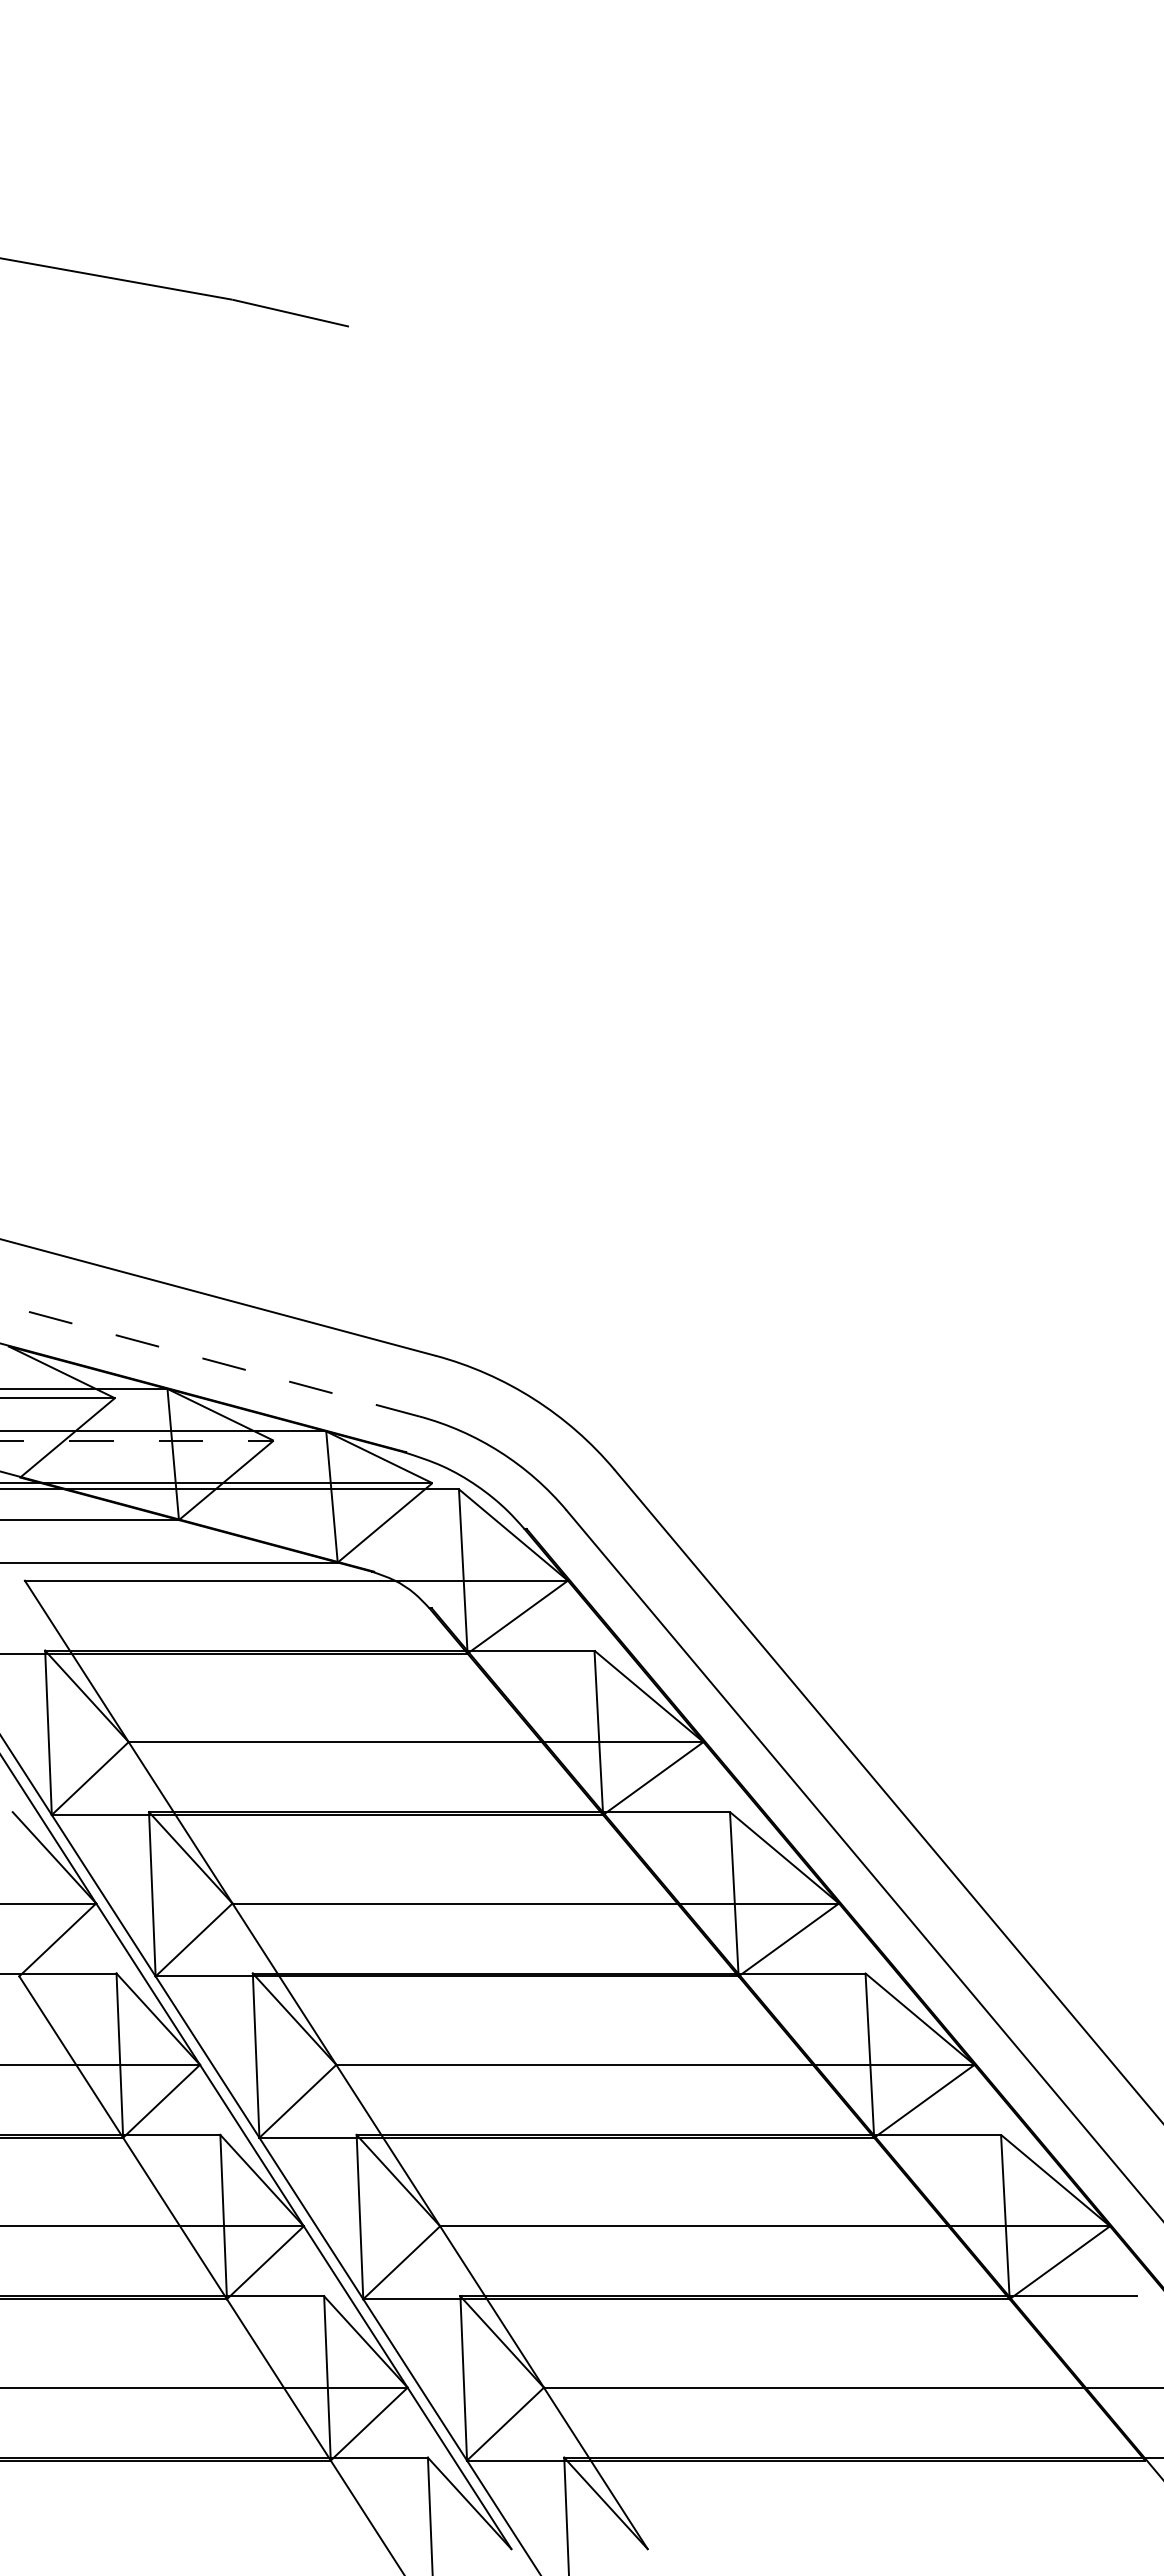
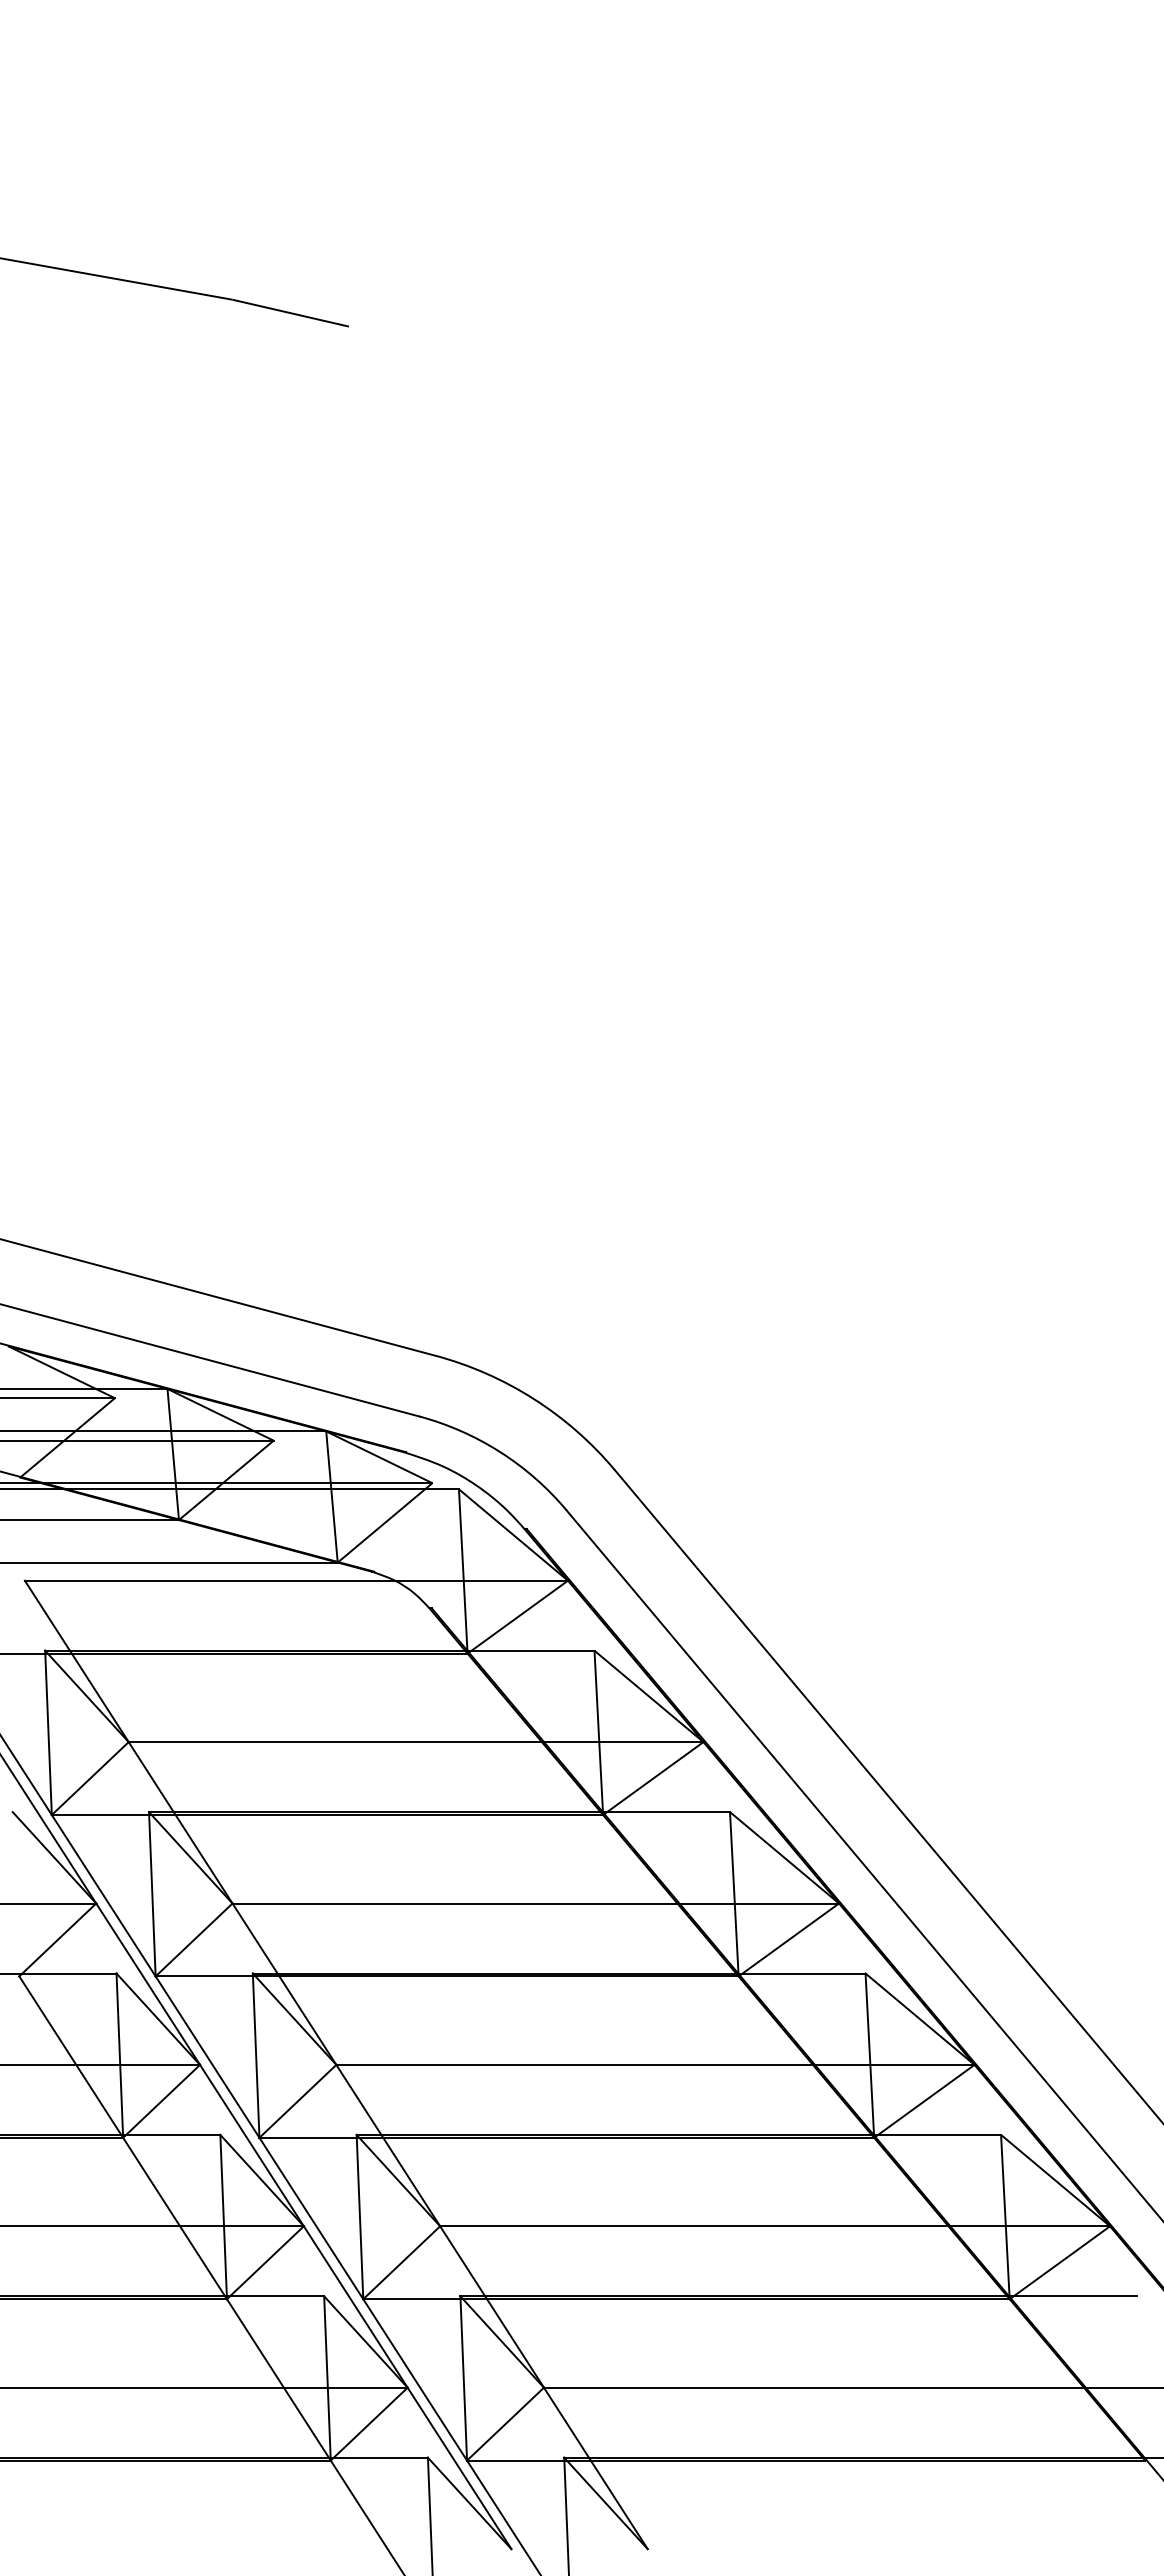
line: dashed -> solid (209, 1360)
line: dashed -> solid (136, 1440)
